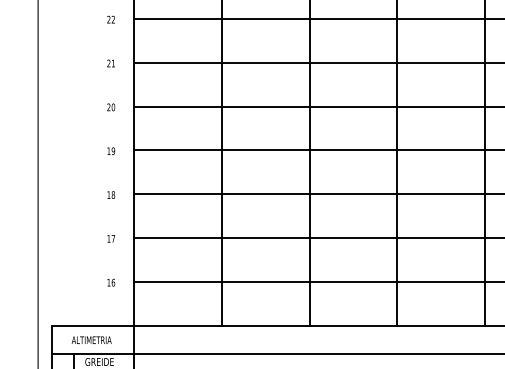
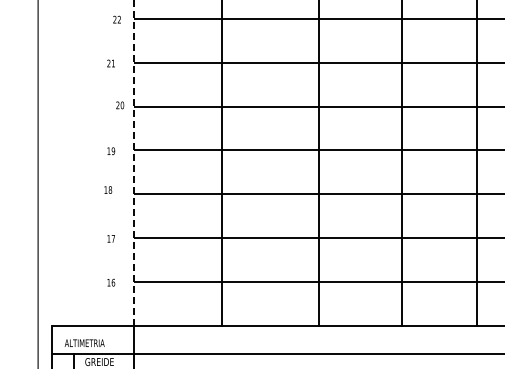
text position: (110, 19) -> (116, 19) (116, 19)
text position: (111, 107) -> (120, 105) (120, 105)
line: solid -> dashed (134, 162)
line position: (309, 163) -> (318, 163) (318, 163)
line position: (397, 163) -> (402, 163) (402, 163)
line position: (484, 163) -> (476, 163) (476, 163)
text position: (111, 194) -> (108, 189) (108, 189)
text position: (91, 339) -> (84, 342) (84, 342)
